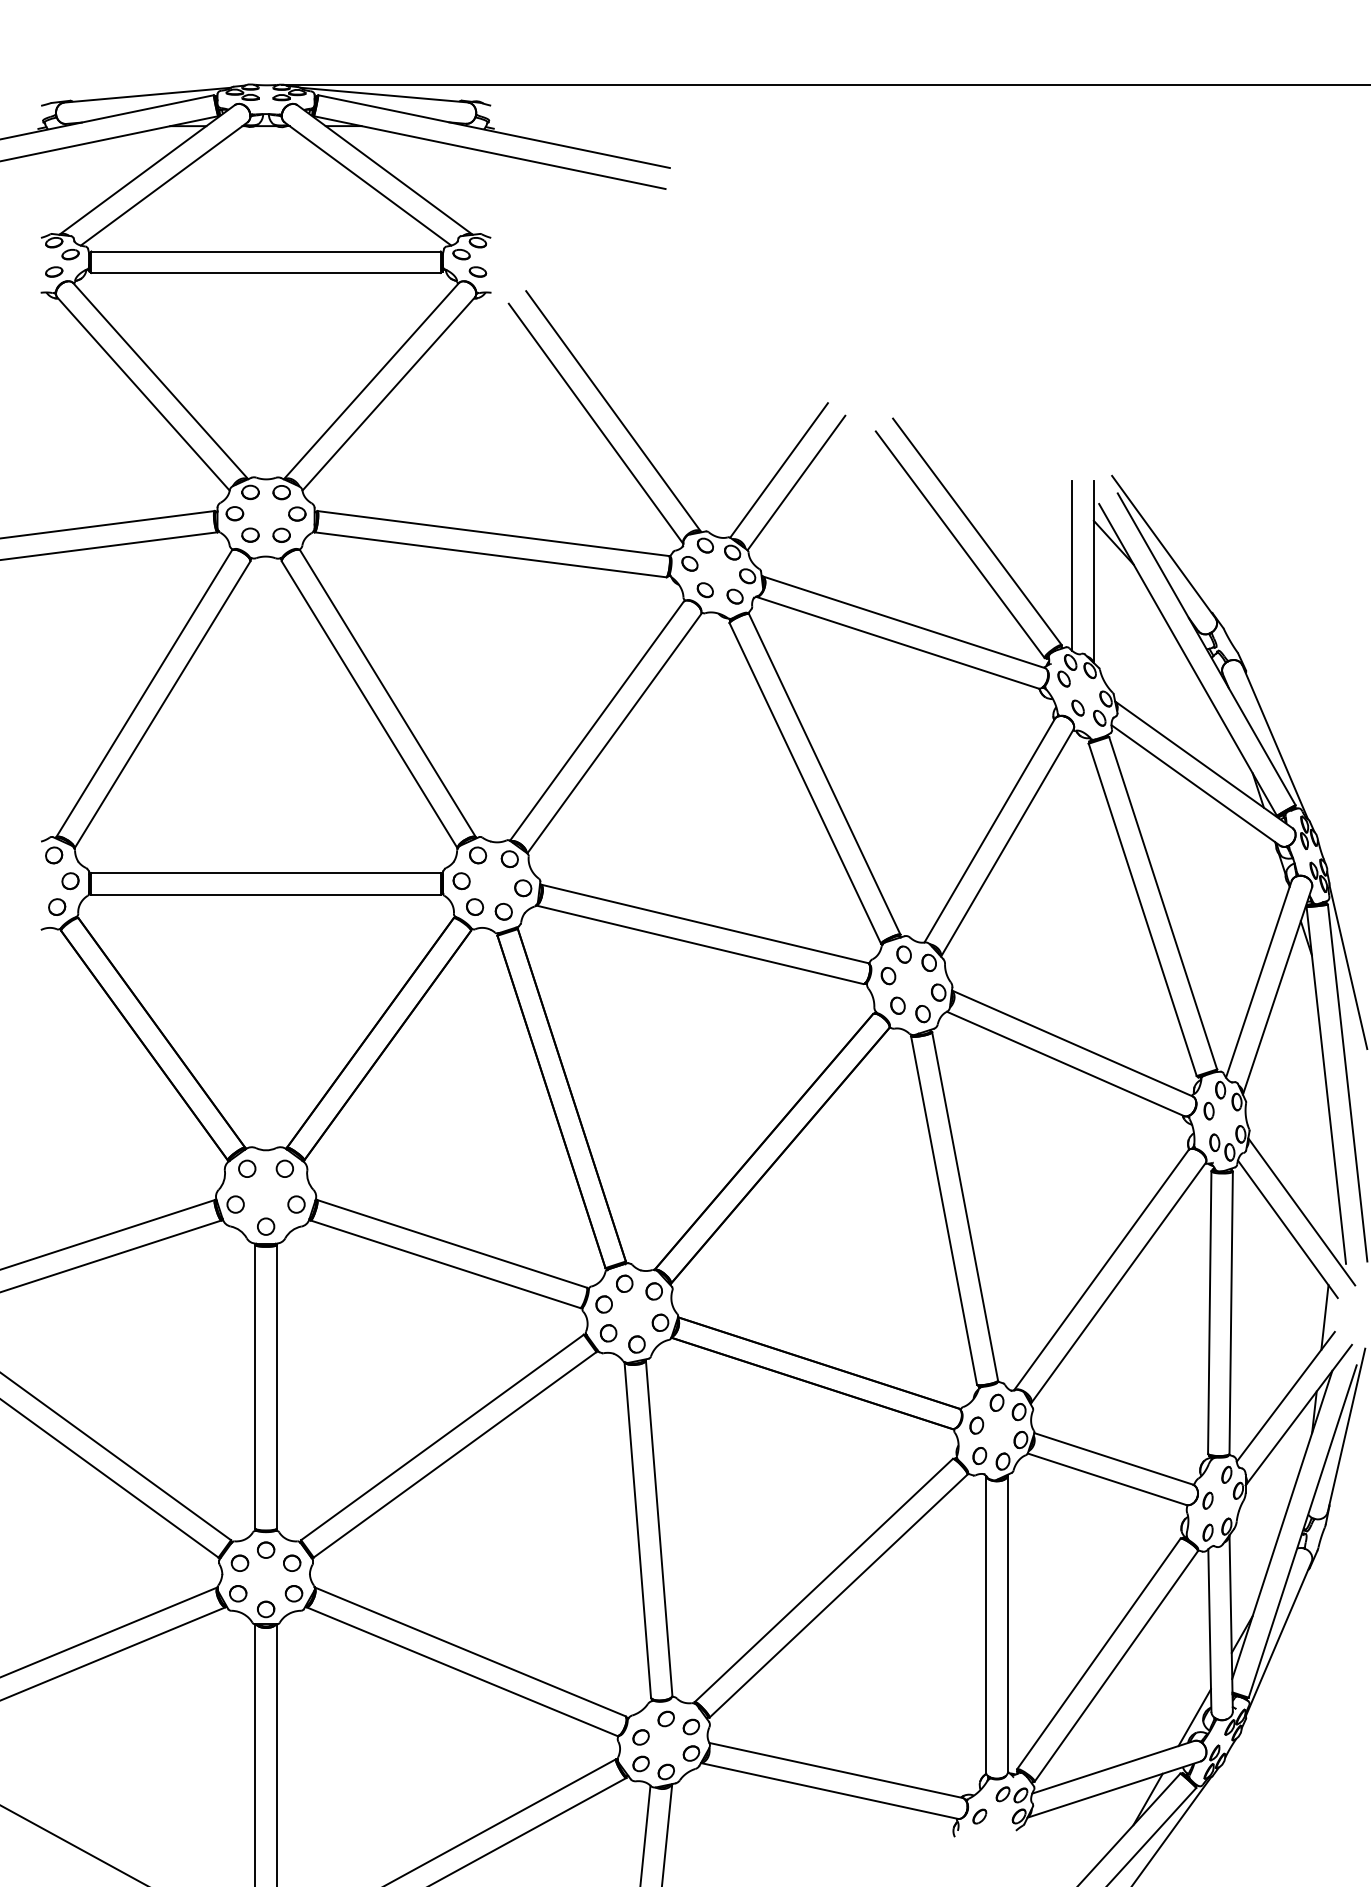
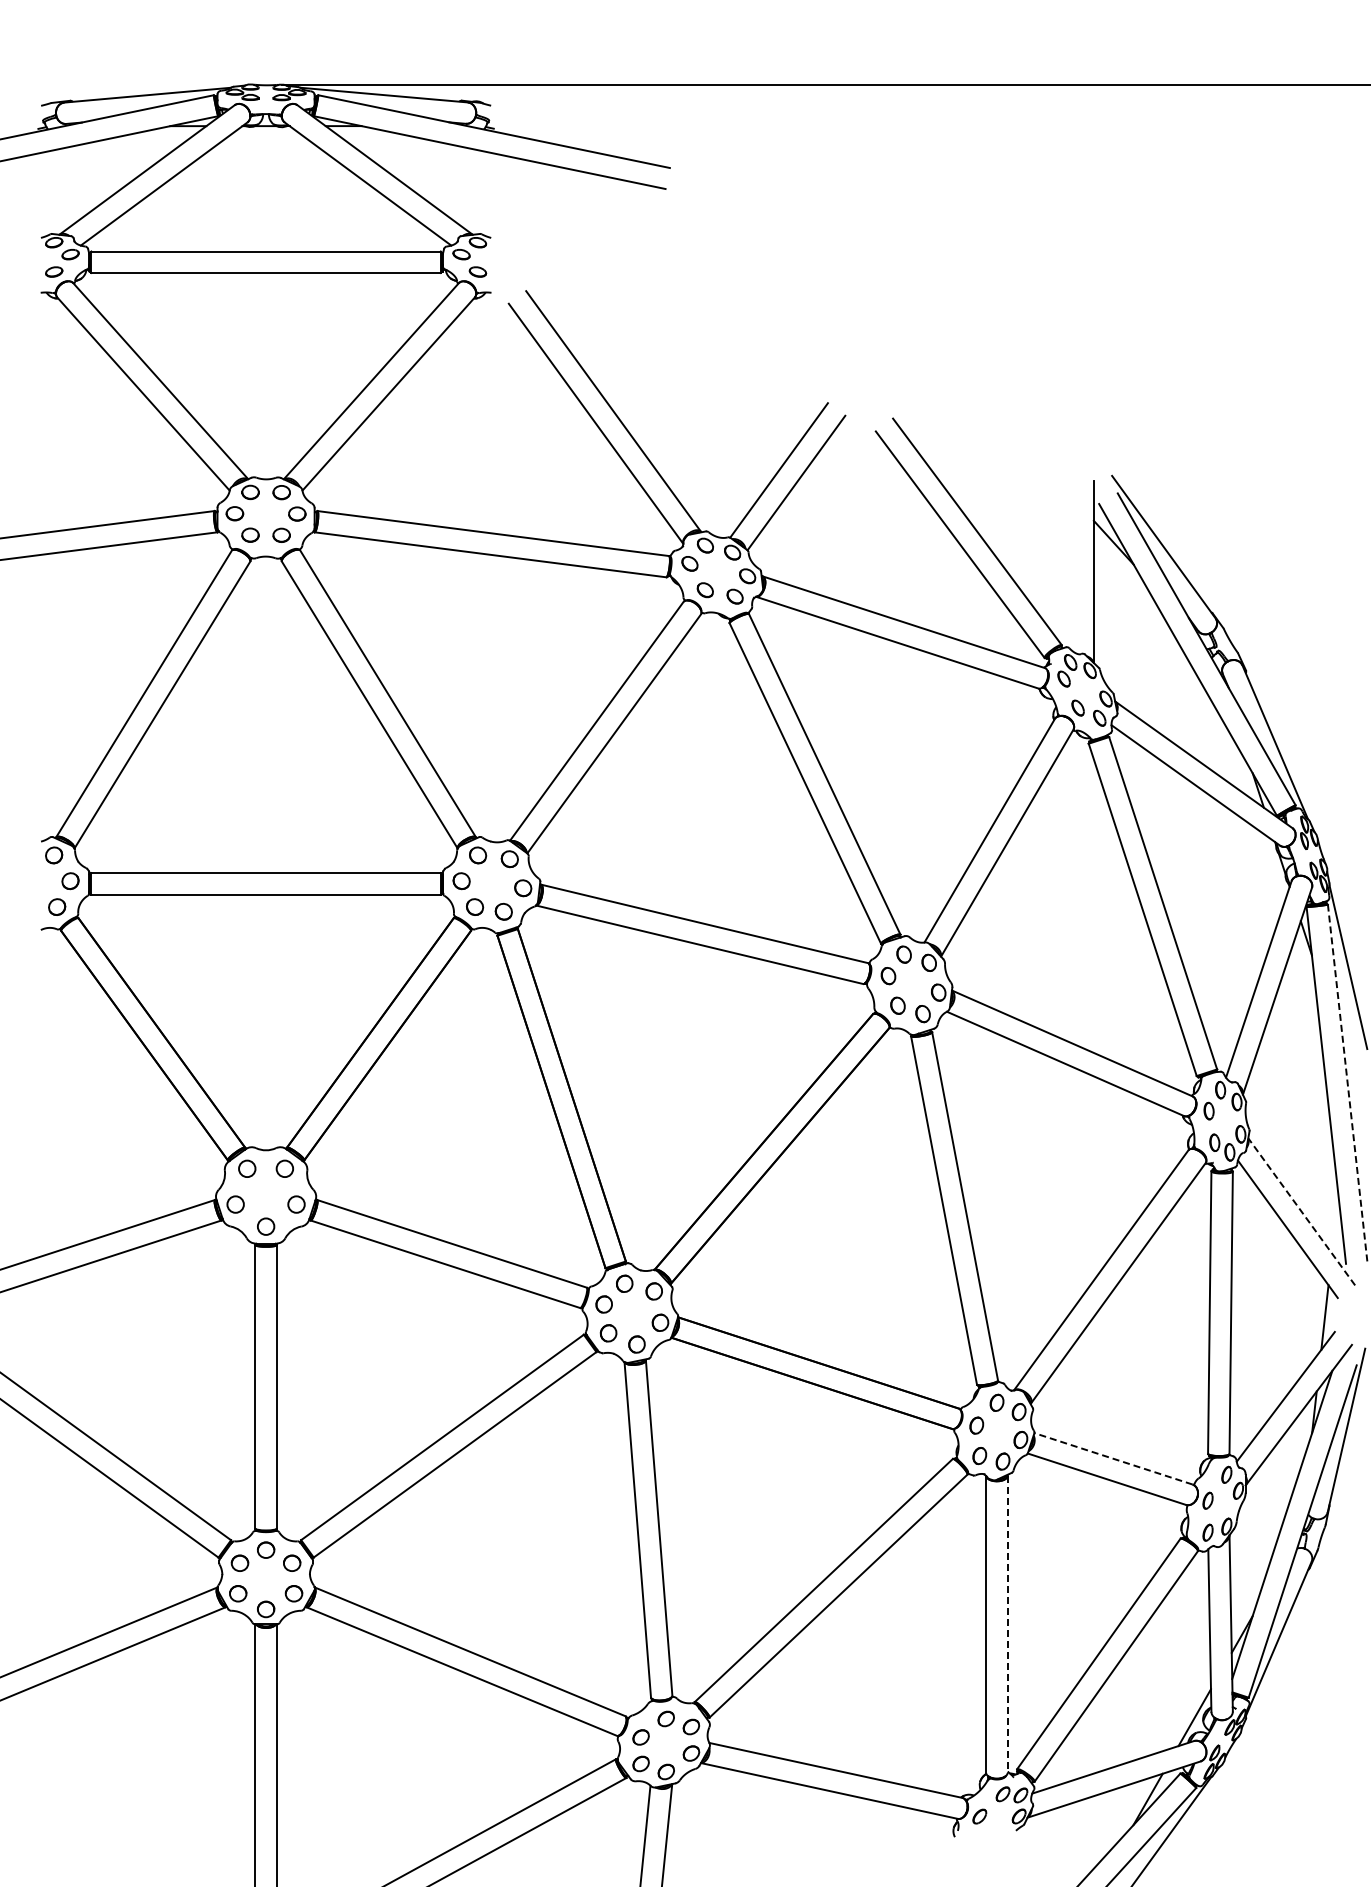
line: present -> none (1072, 566)
line: solid -> dashed (1347, 1083)
line: solid -> dashed (1301, 1211)
line: solid -> dashed (1112, 1458)
line: solid -> dashed (1007, 1624)
line: present -> none (72, 1844)
